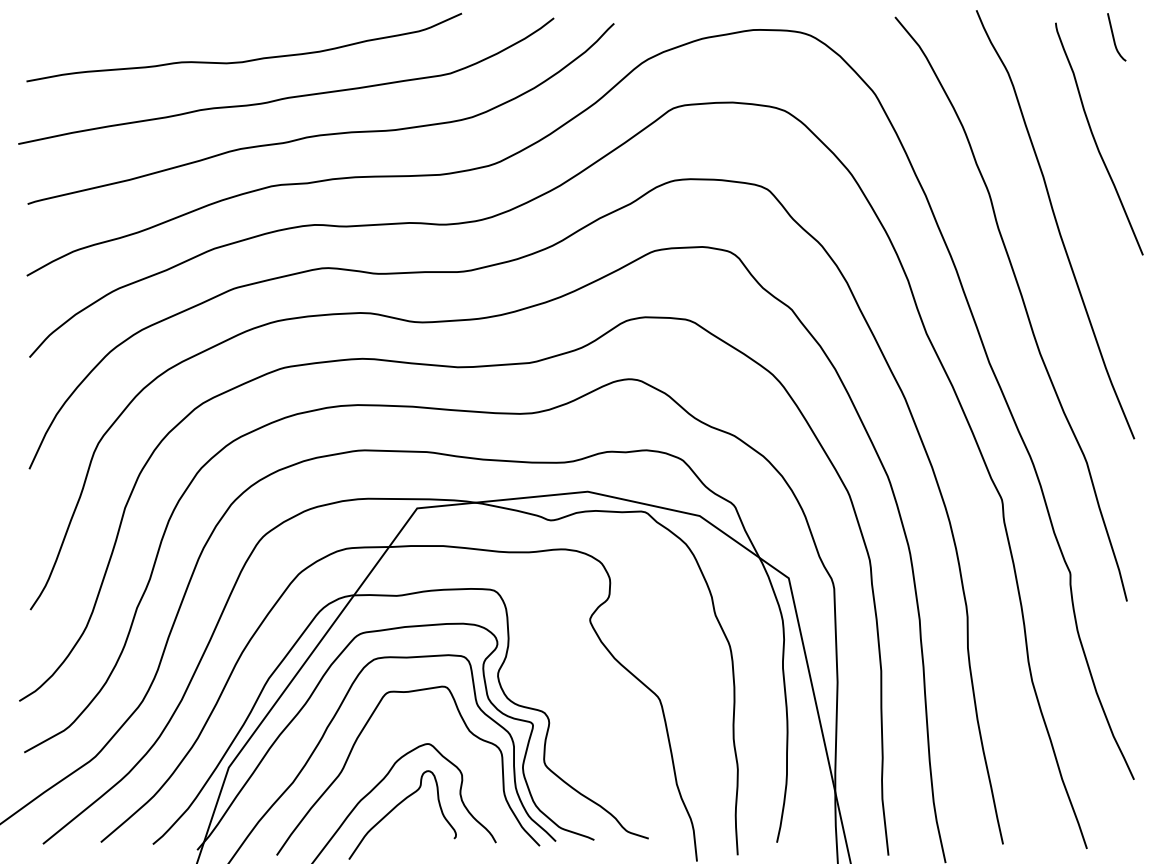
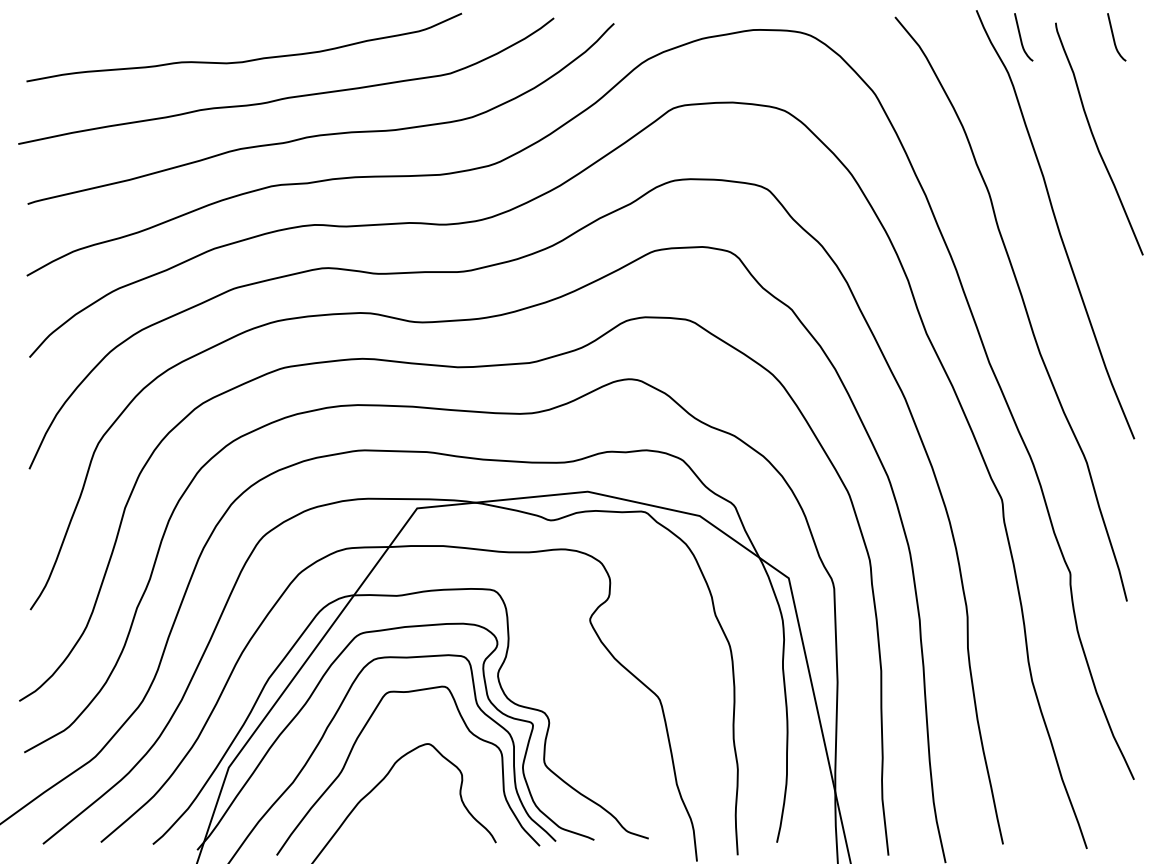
curve: none -> present (1021, 37)
curve: present -> none (396, 807)
